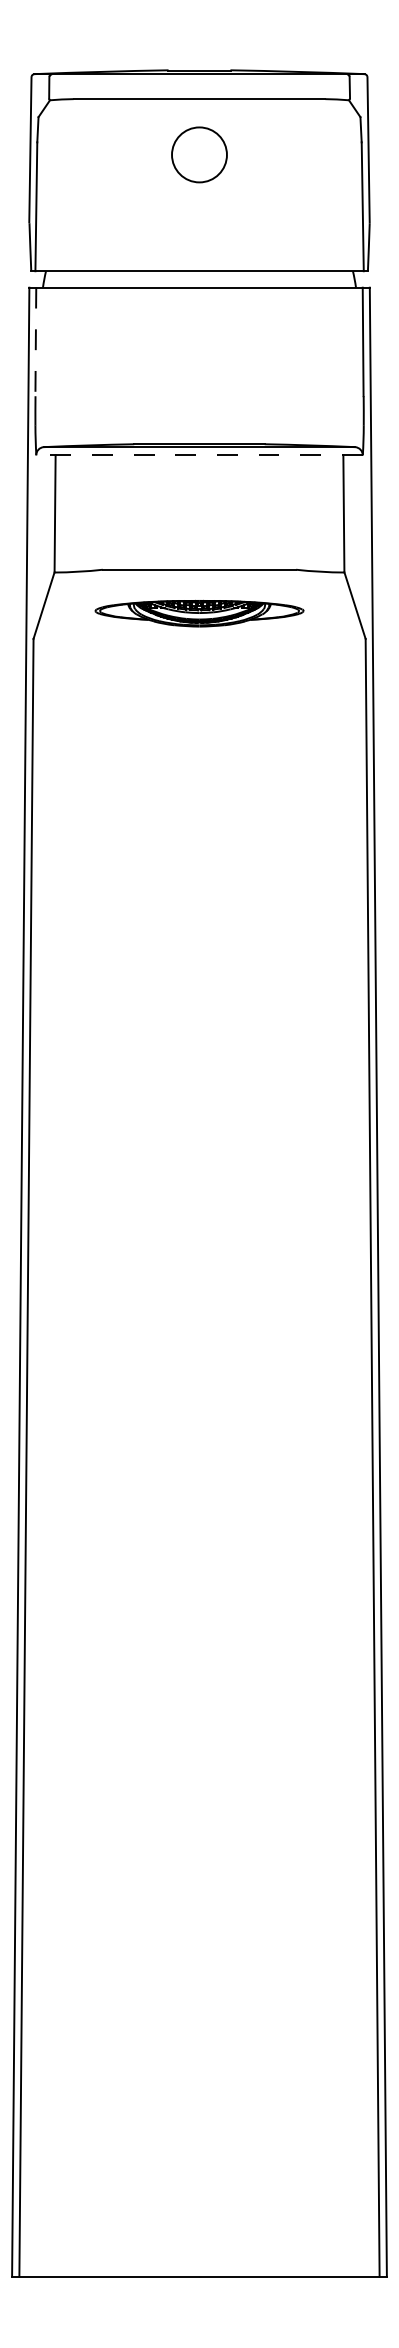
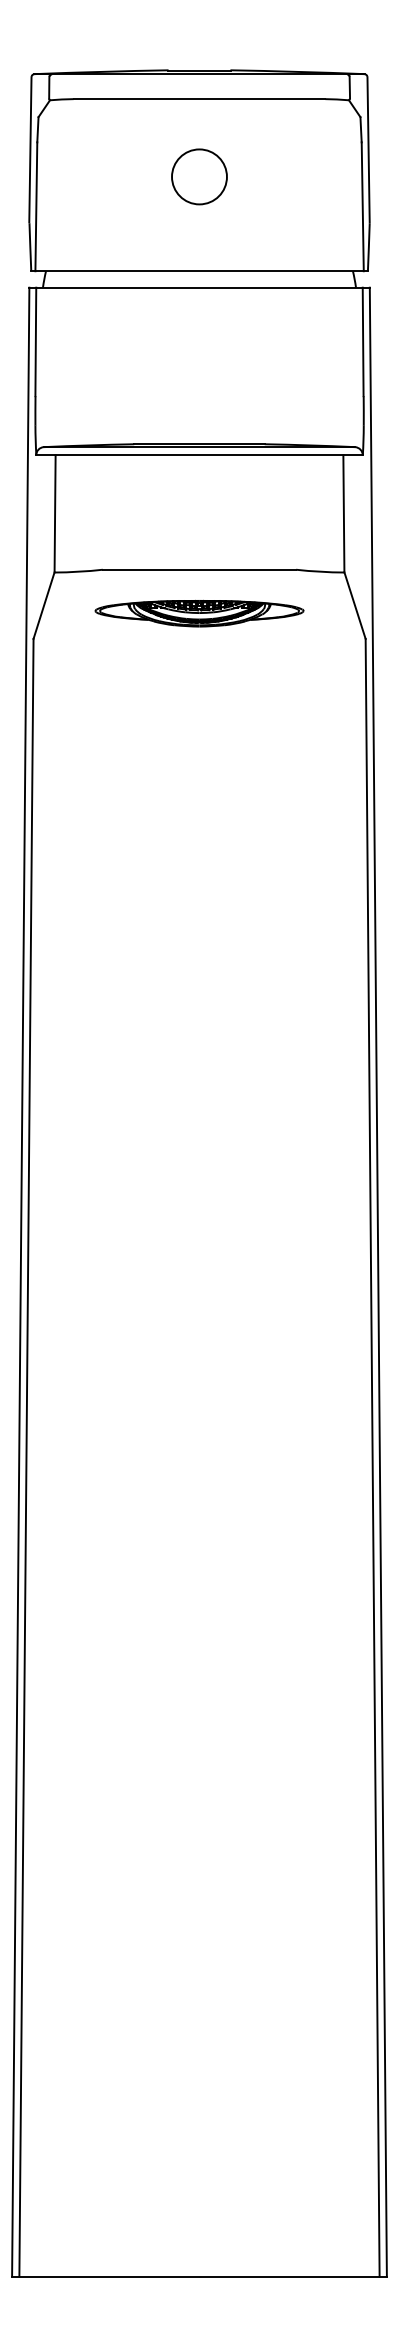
circle position: (199, 154) -> (199, 176) (199, 176)
line: dashed -> solid (35, 342)
line: dashed -> solid (199, 455)
